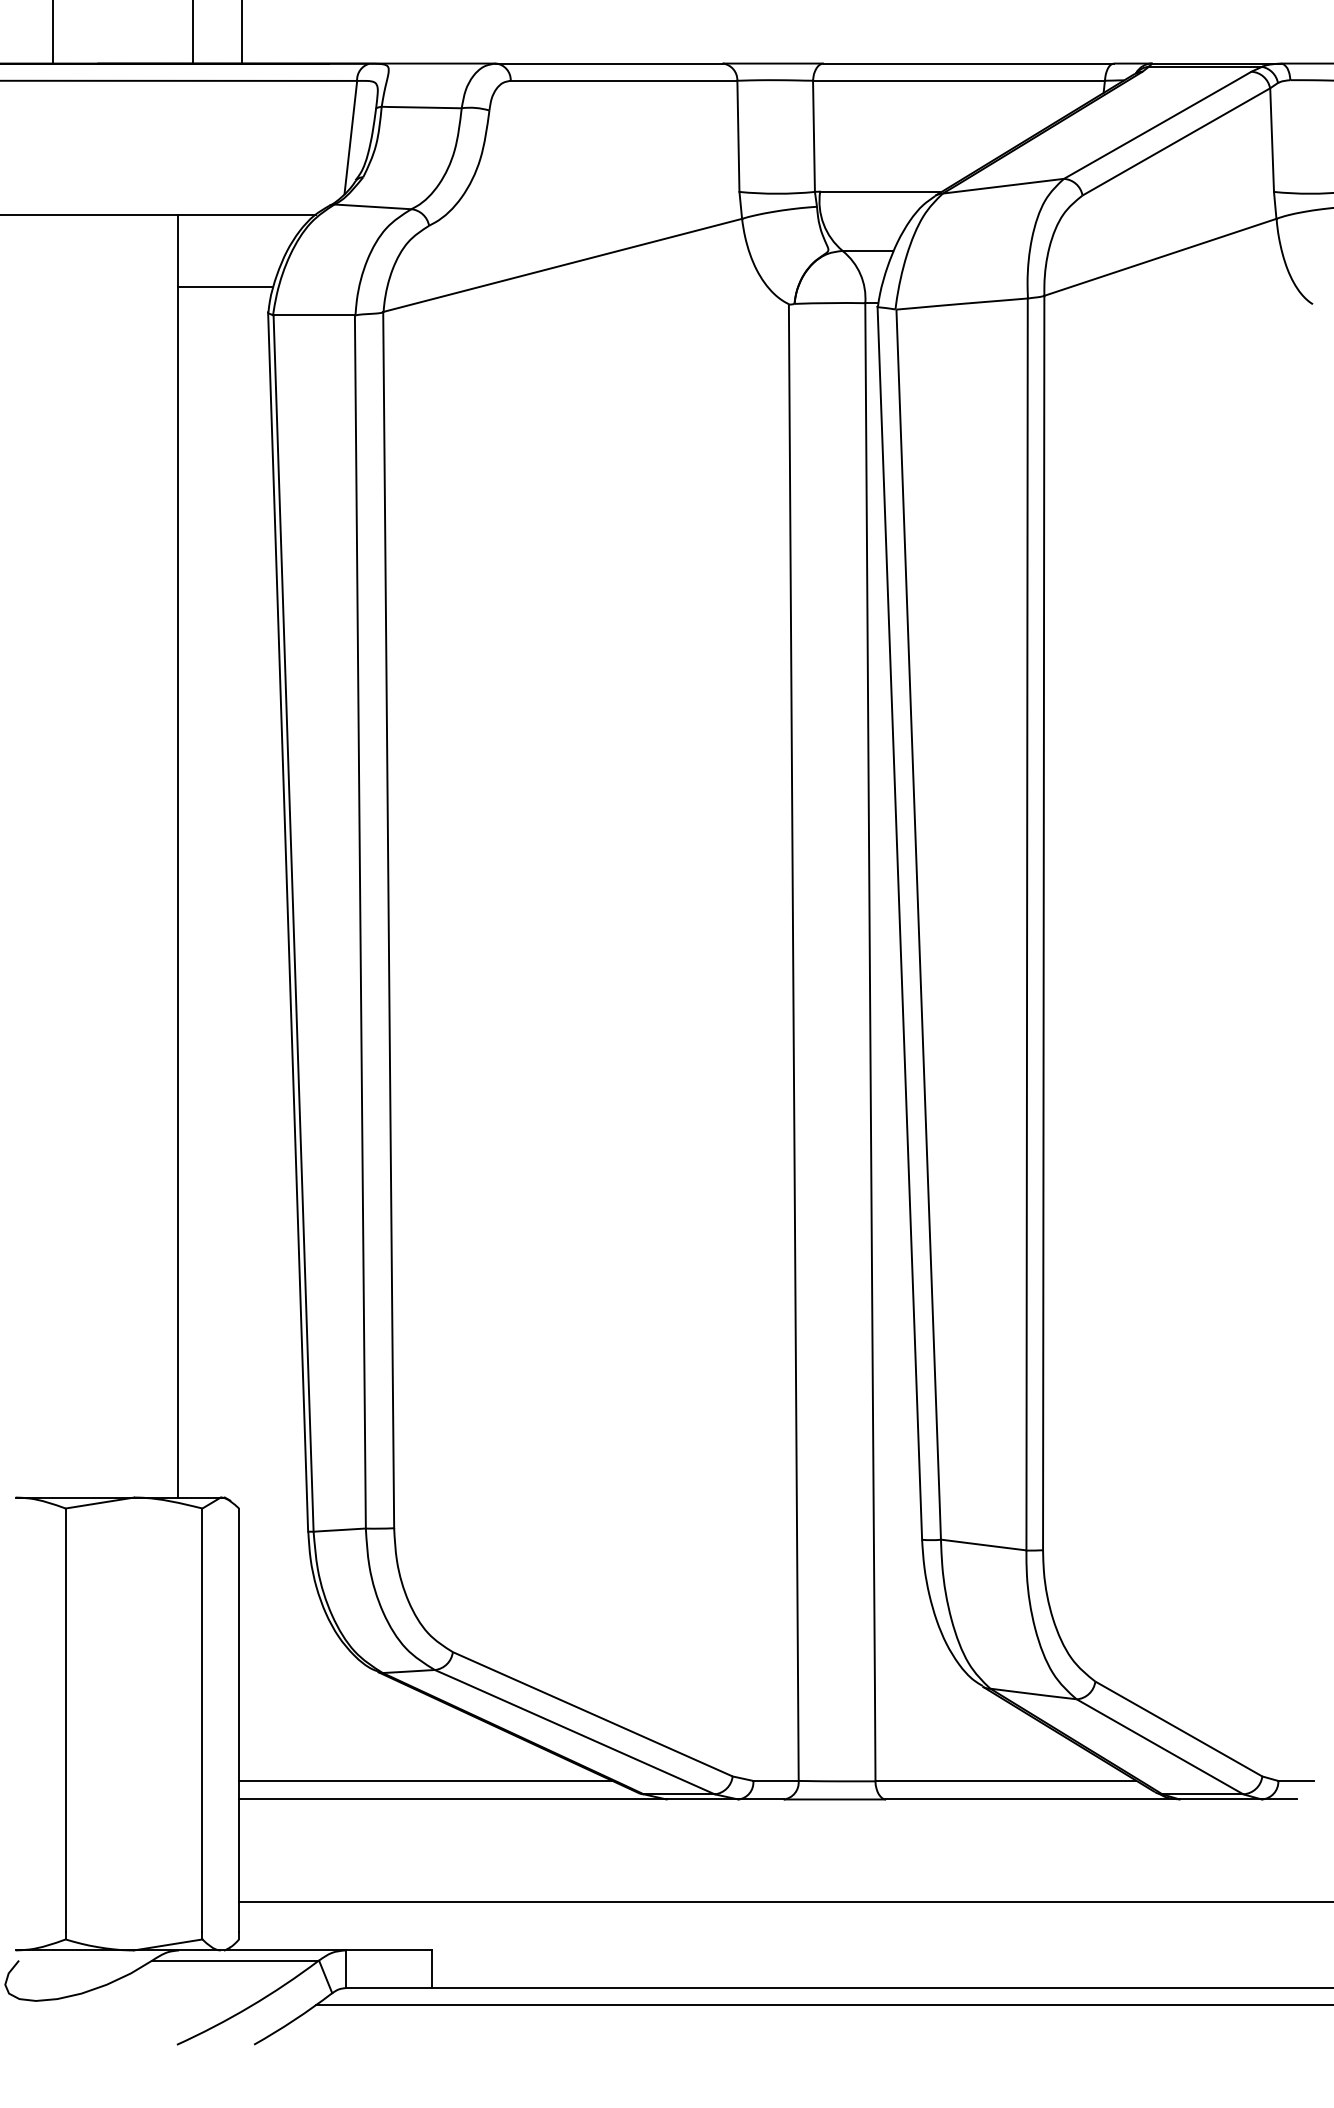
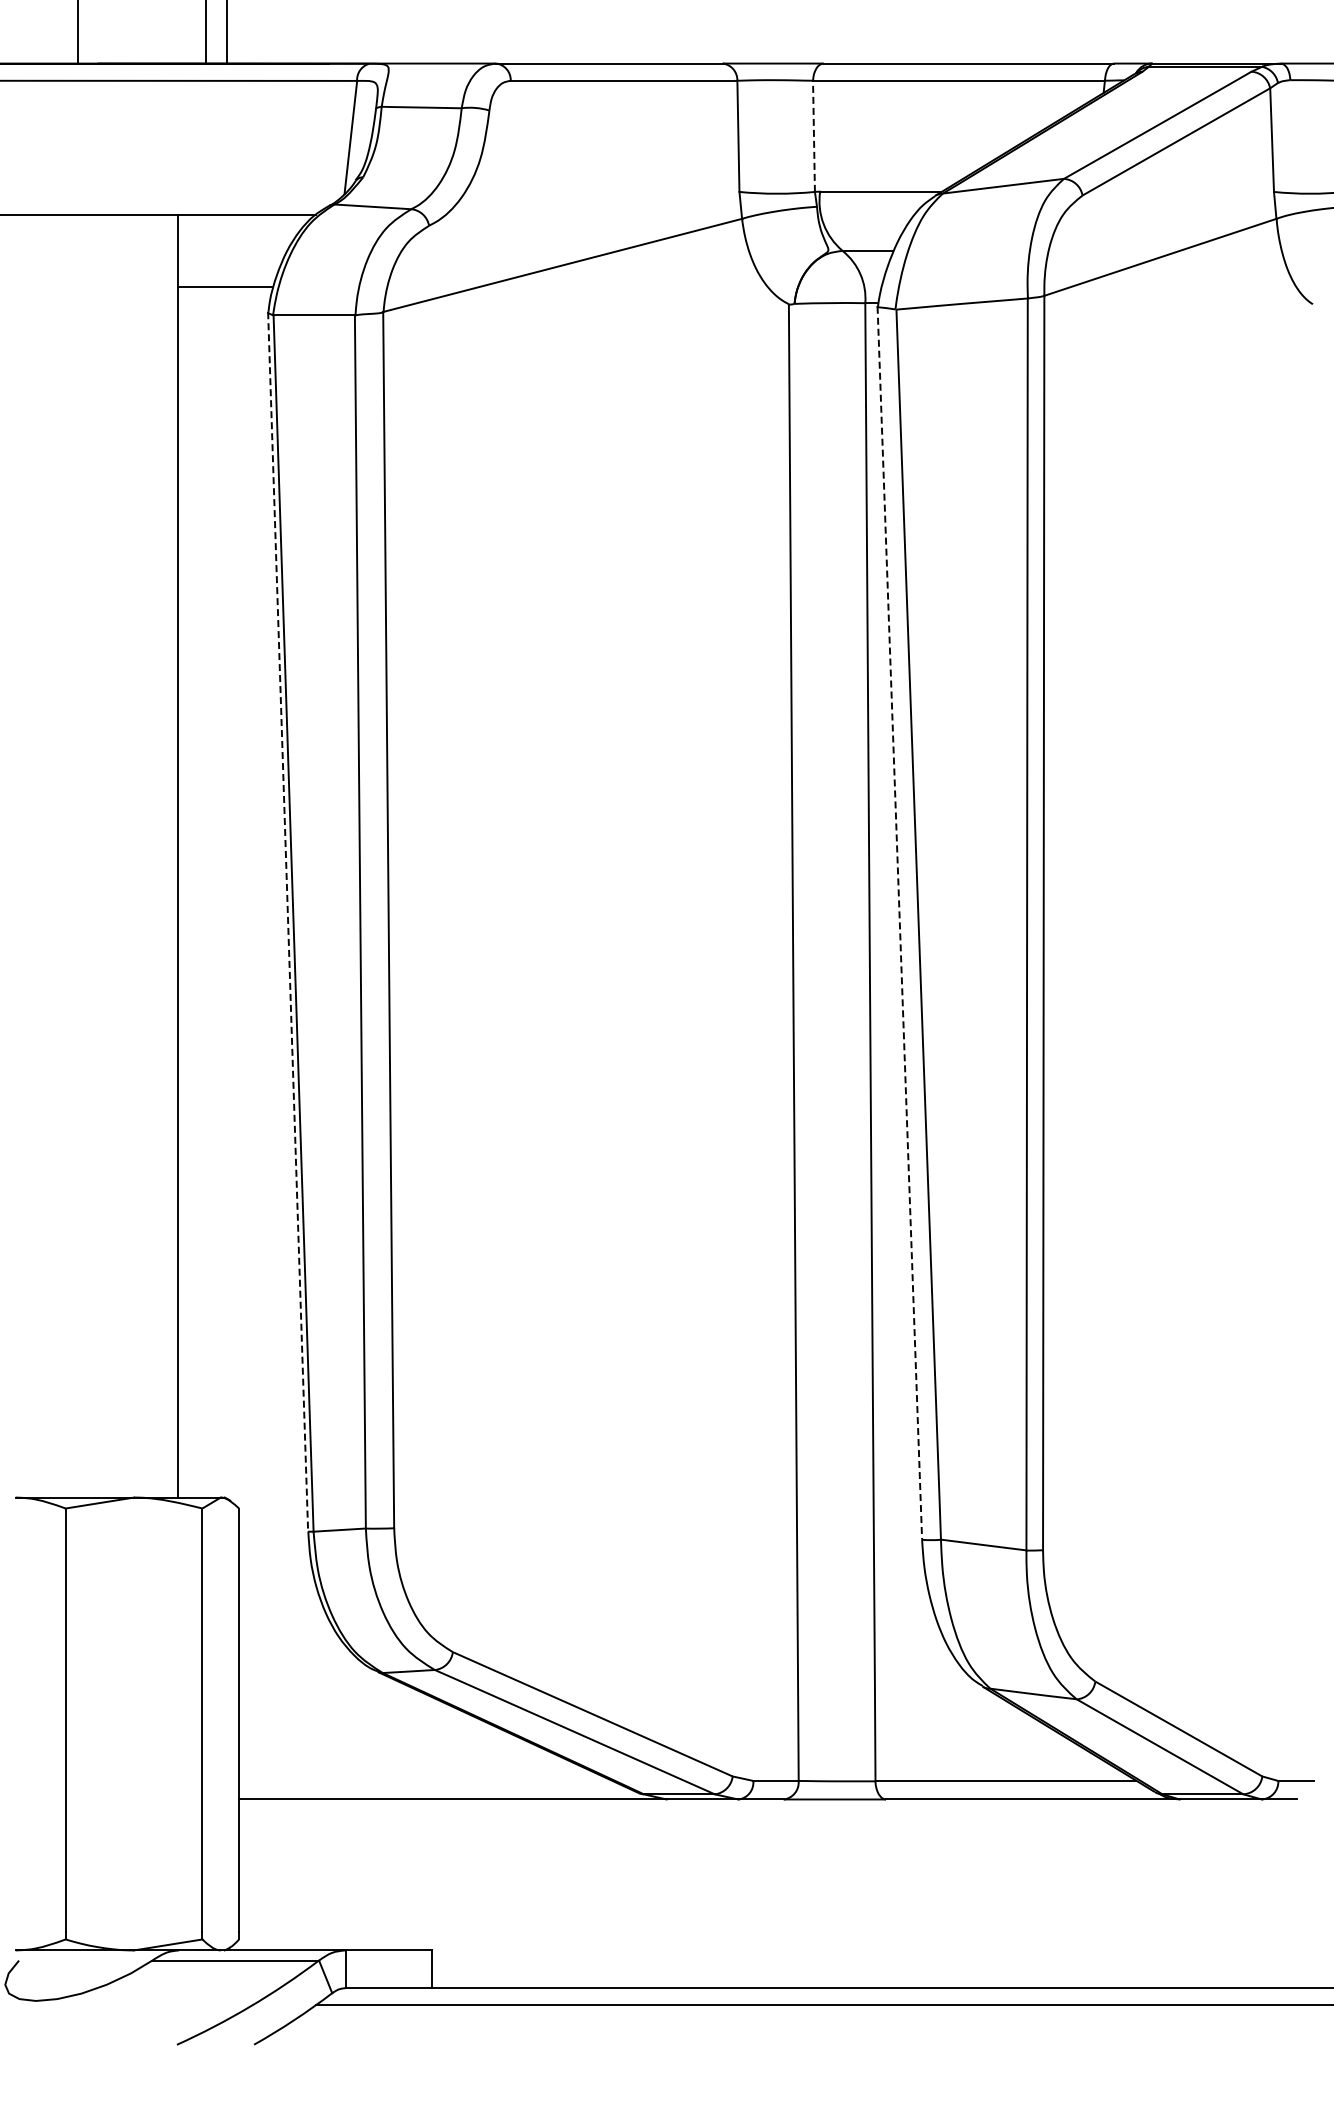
line position: (53, 32) -> (78, 32) (78, 32)
line position: (192, 32) -> (226, 32) (226, 32)
line position: (241, 32) -> (205, 32) (205, 32)
line: solid -> dashed (813, 136)
line: solid -> dashed (288, 922)
line: solid -> dashed (899, 923)
line: present -> none (425, 1781)
line: present -> none (784, 1902)
